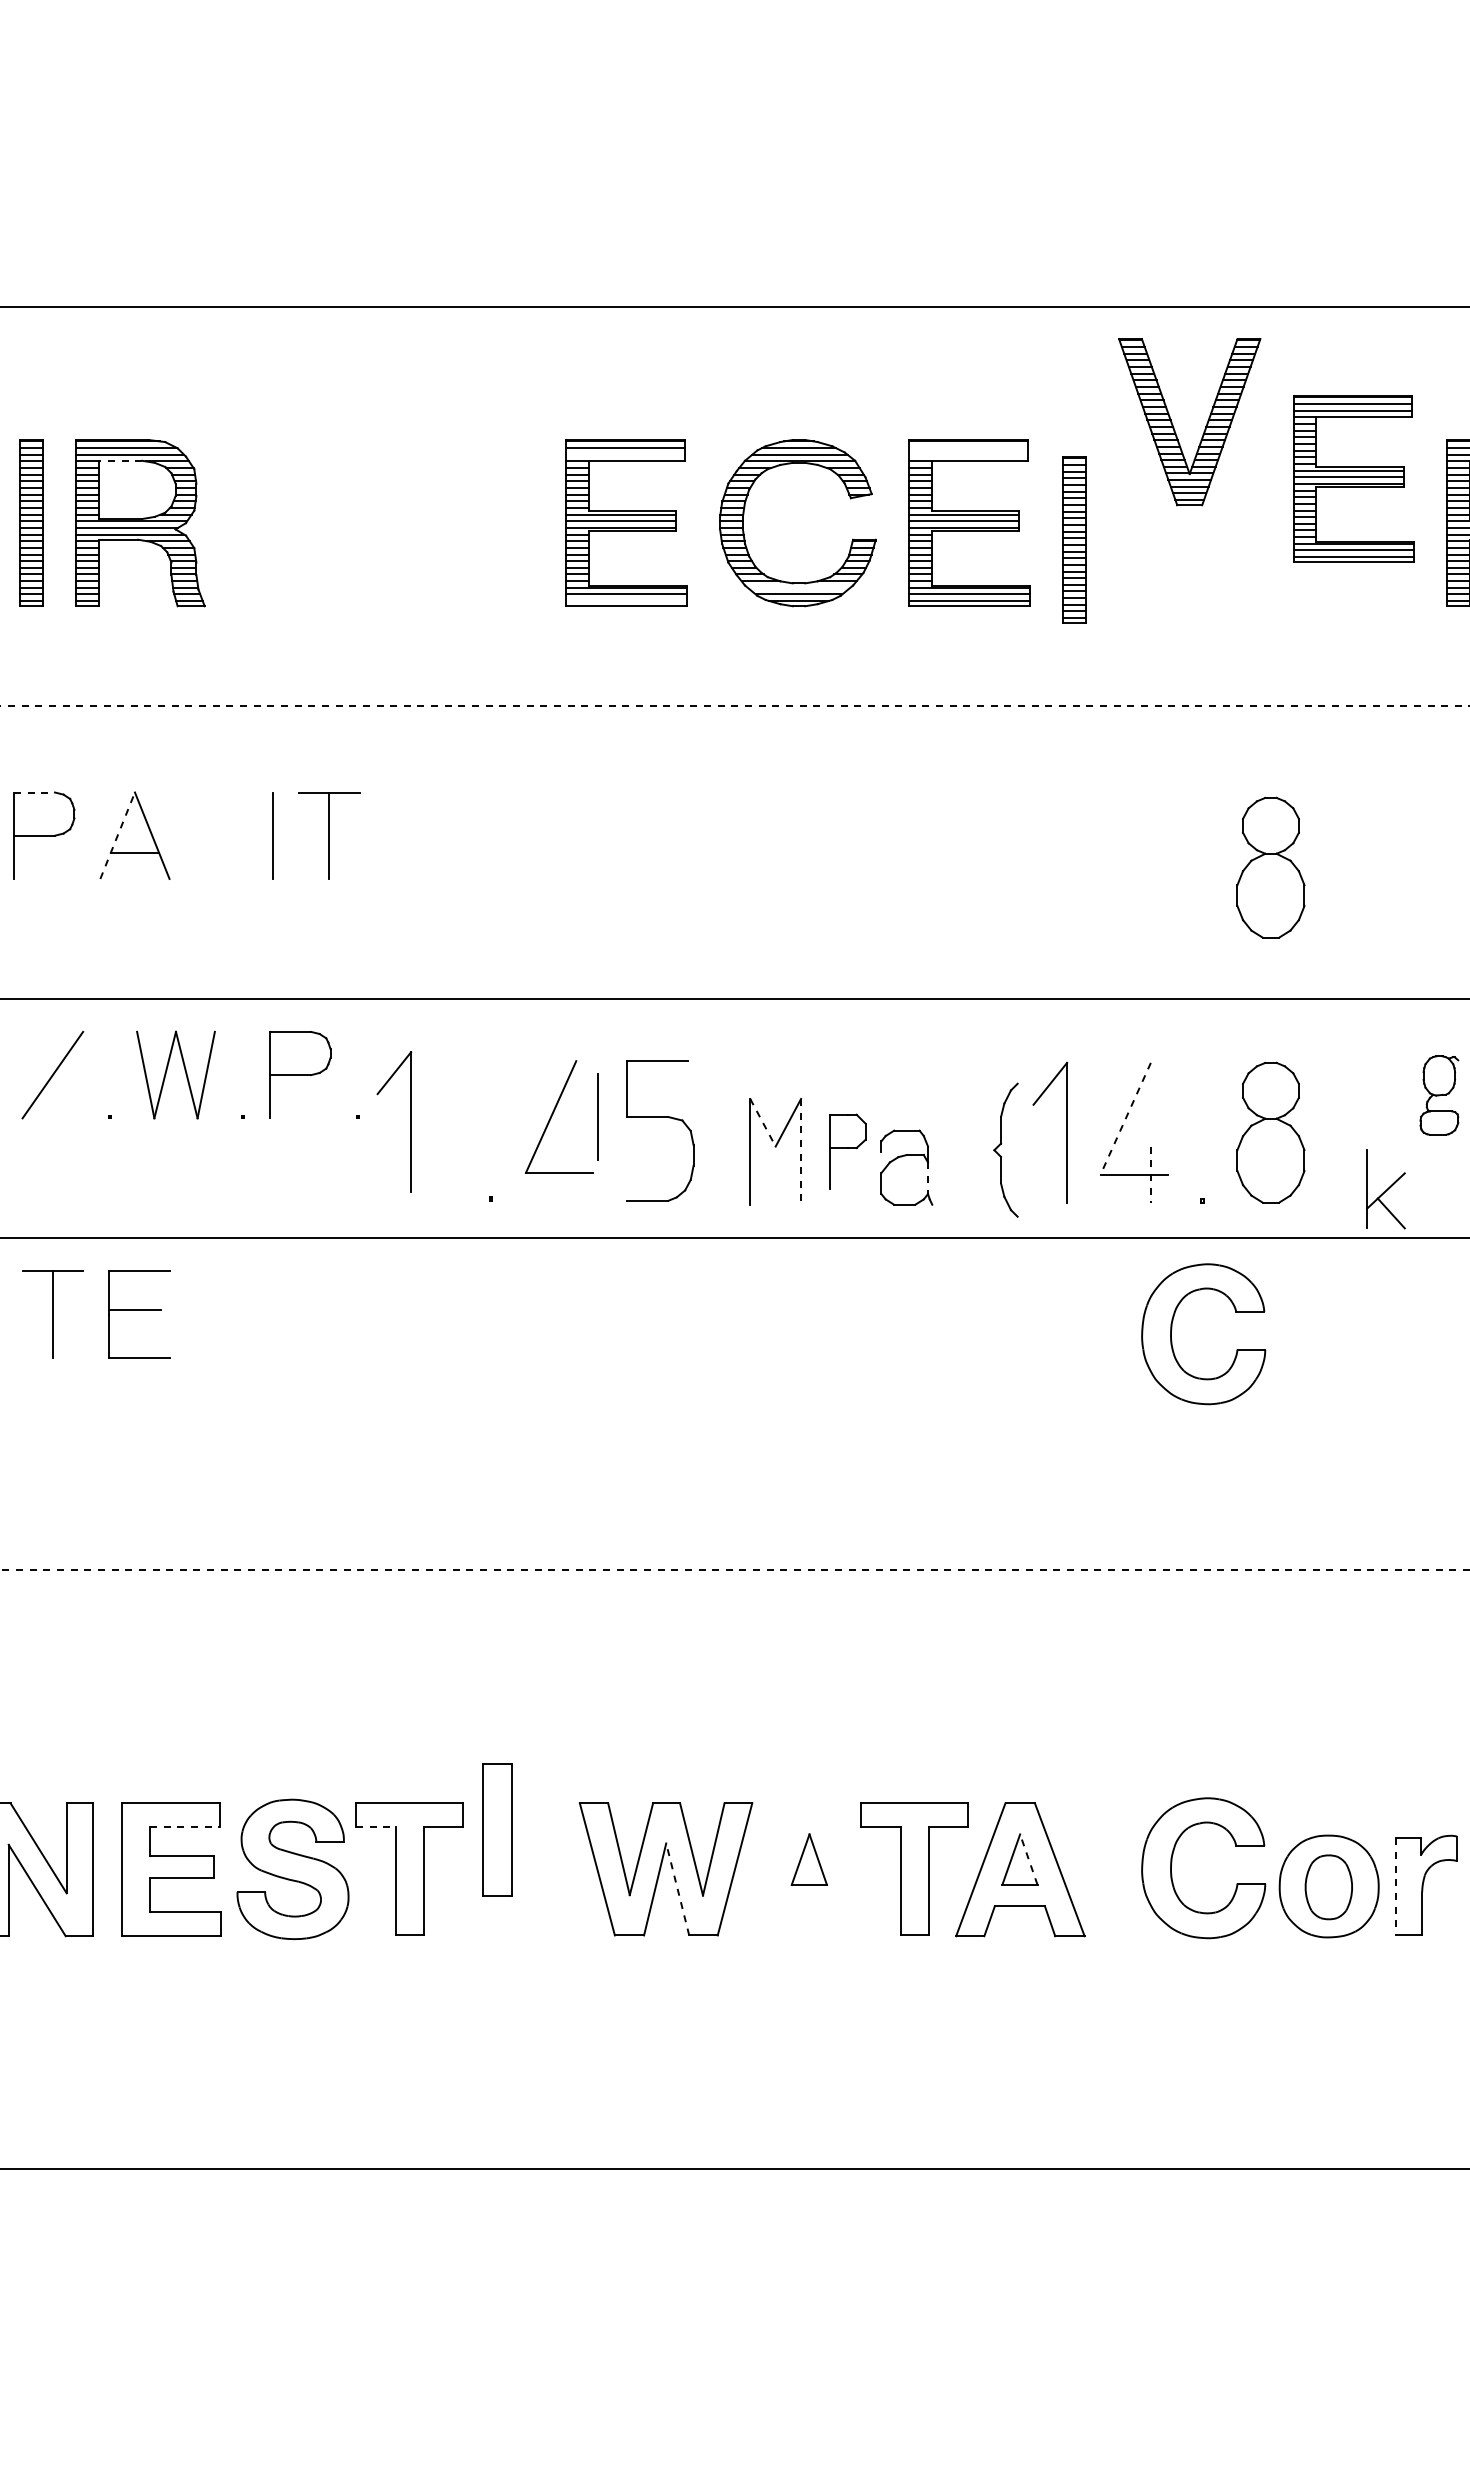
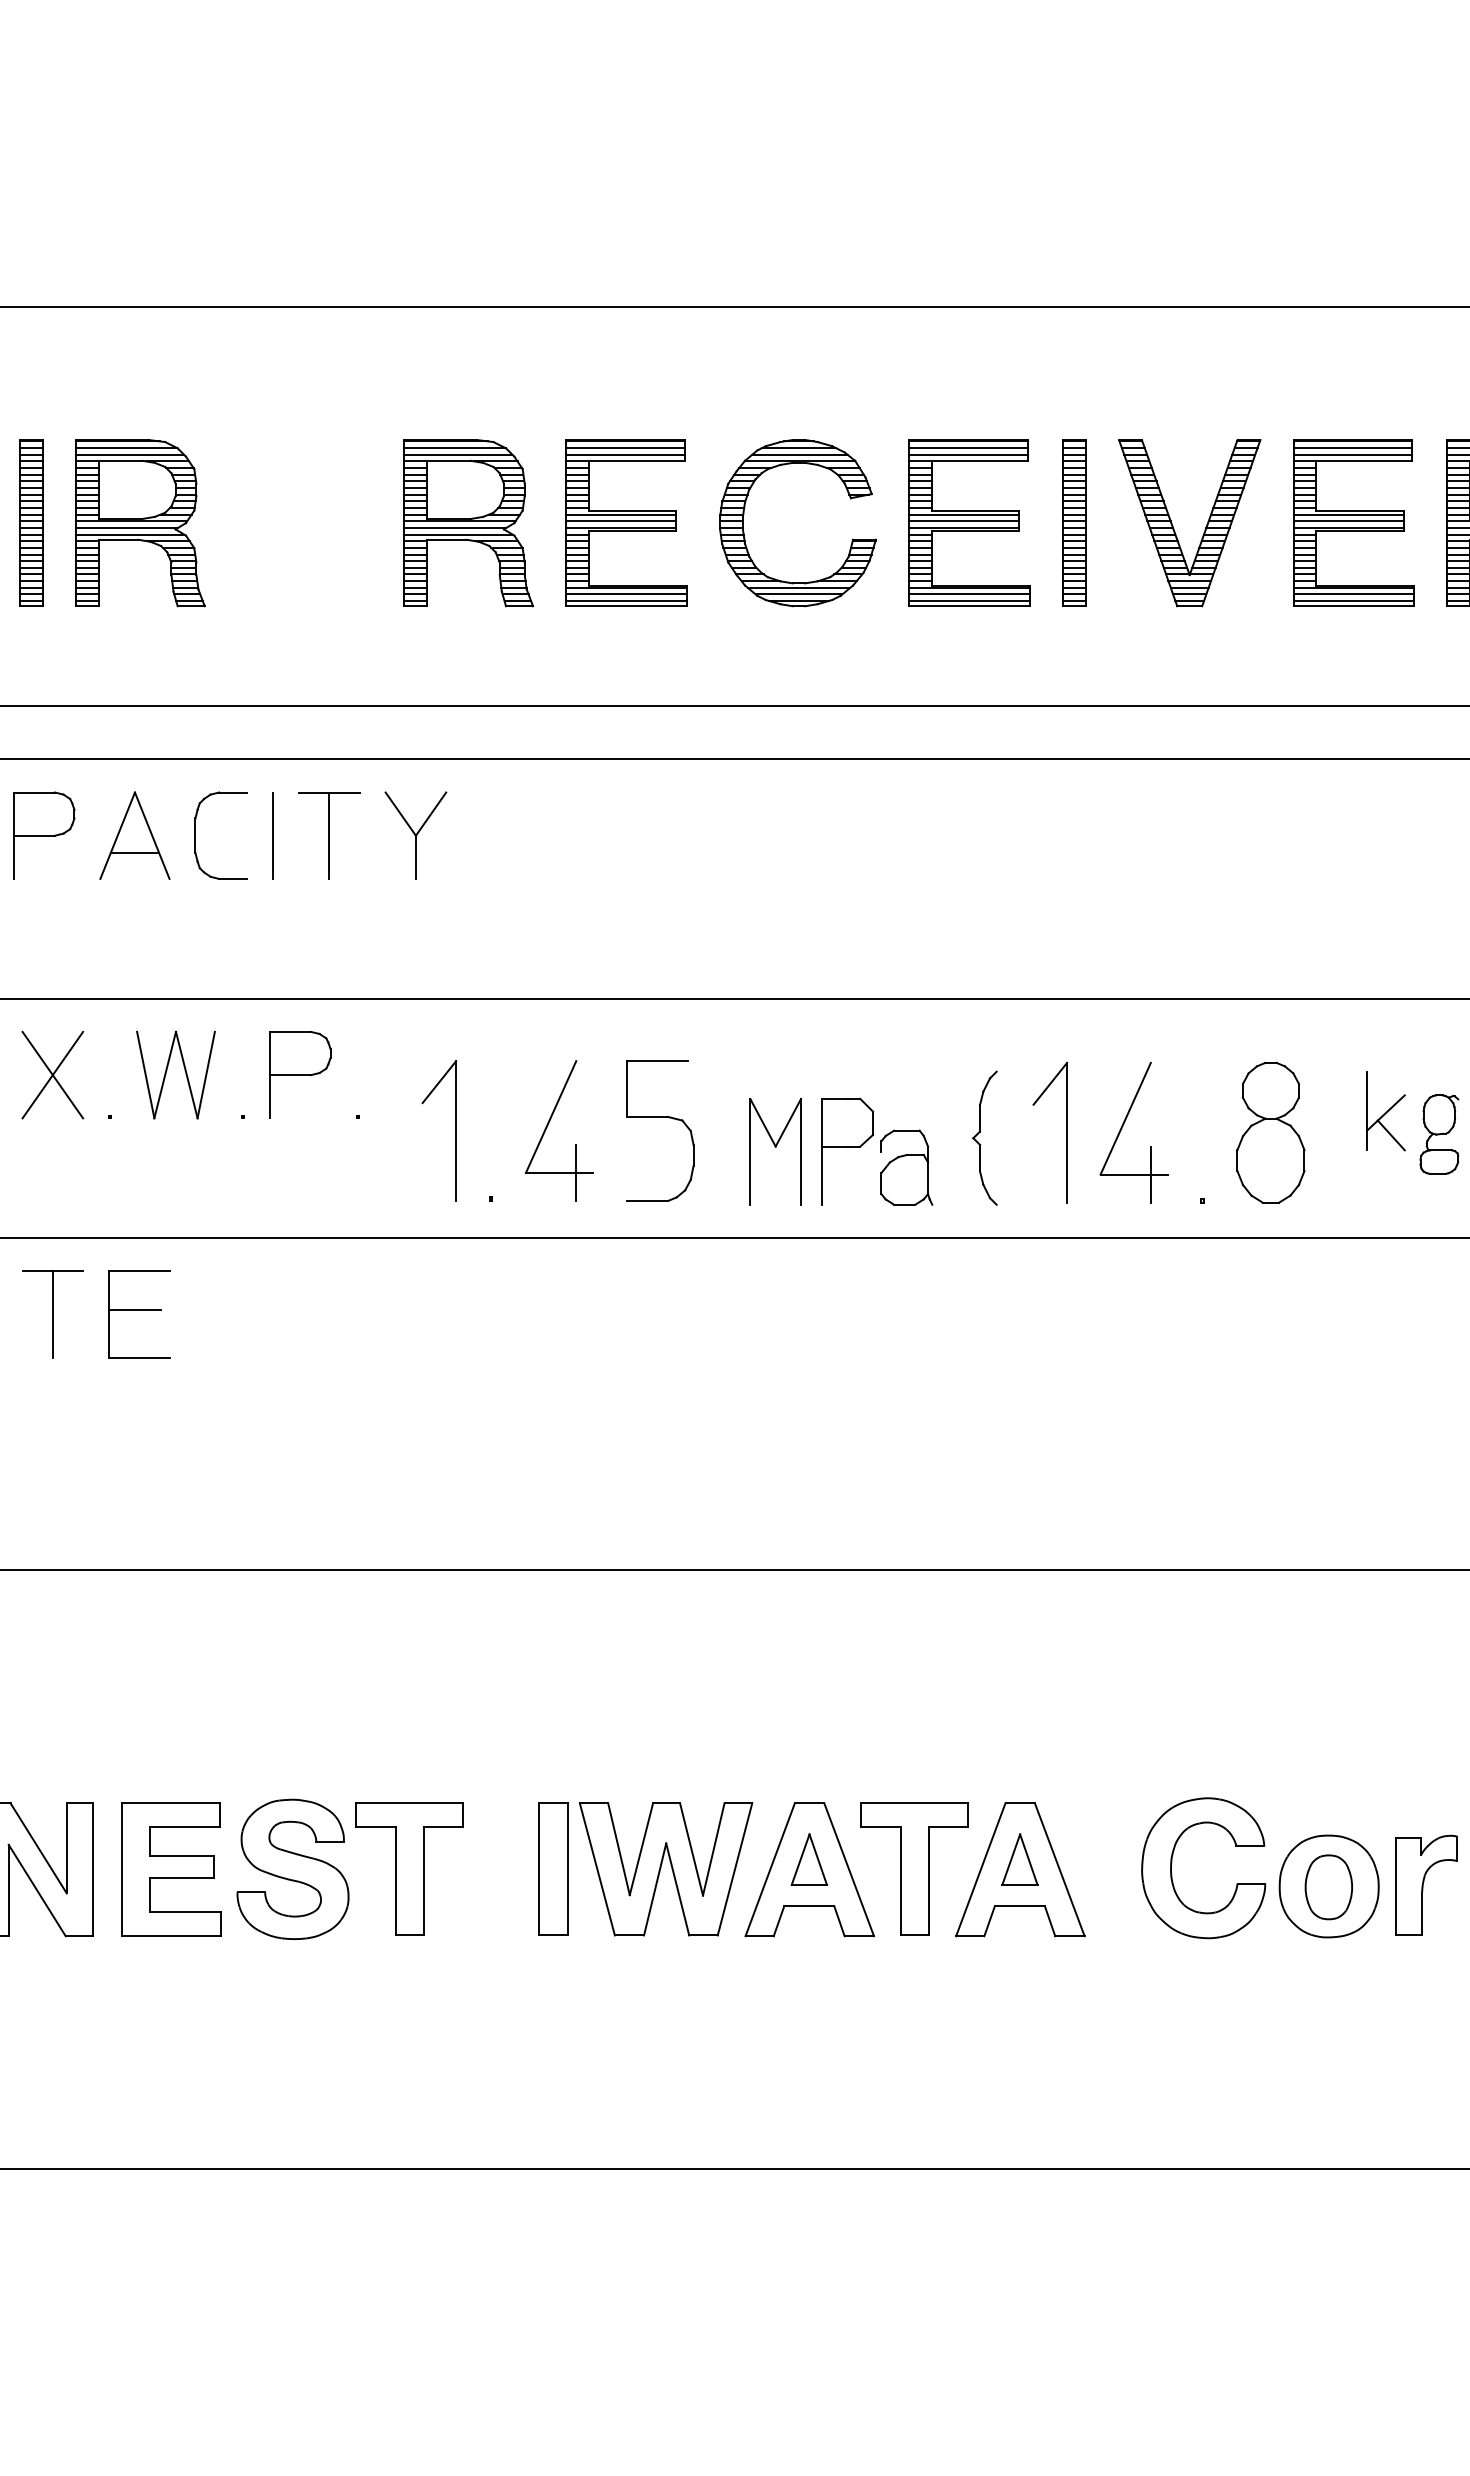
part position: (1174, 427) -> (1174, 528) (1174, 528)
line: none -> present (968, 448)
line: none -> present (625, 454)
line: none -> present (968, 454)
line: dashed -> solid (120, 460)
part position: (1353, 478) -> (1353, 522) (1353, 522)
part: none -> present (468, 523)
part position: (1074, 539) -> (1074, 522) (1074, 522)
line: none -> present (798, 587)
line: none -> present (626, 601)
line: dashed -> solid (734, 706)
line: none -> present (734, 759)
line: dashed -> solid (34, 792)
line: dashed -> solid (117, 835)
part: none -> present (195, 835)
part: none -> present (415, 835)
part: present -> none (1270, 867)
line: none -> present (52, 1074)
part position: (1439, 1095) -> (1439, 1134) (1439, 1134)
line: present -> none (597, 1116)
line: dashed -> solid (1125, 1119)
part position: (410, 1121) -> (455, 1130) (455, 1130)
line: dashed -> solid (762, 1122)
part position: (1001, 1144) -> (980, 1132) (980, 1132)
line: dashed -> solid (801, 1151)
part size: 38x77 px -> 54x109 px (847, 1151)
line: none -> present (576, 1172)
line: dashed -> solid (1150, 1174)
line: dashed -> solid (928, 1178)
part position: (1385, 1189) -> (1385, 1111) (1385, 1111)
part: present -> none (1172, 1329)
line: dashed -> solid (735, 1570)
line: dashed -> solid (375, 1826)
line: dashed -> solid (184, 1827)
part position: (497, 1829) -> (553, 1868) (553, 1868)
line: dashed -> solid (1028, 1859)
part: none -> present (809, 1869)
line: dashed -> solid (1395, 1887)
line: dashed -> solid (677, 1888)
